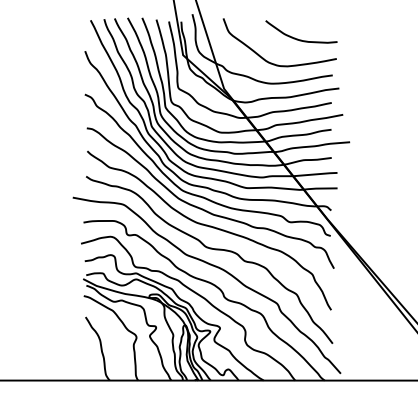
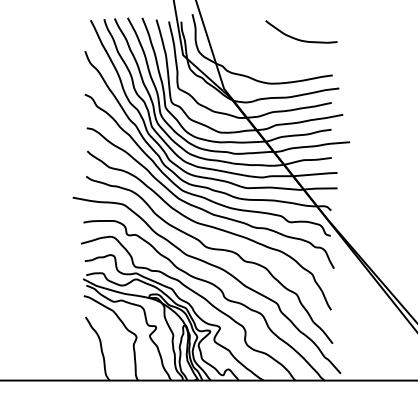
curve: present -> none (269, 61)
